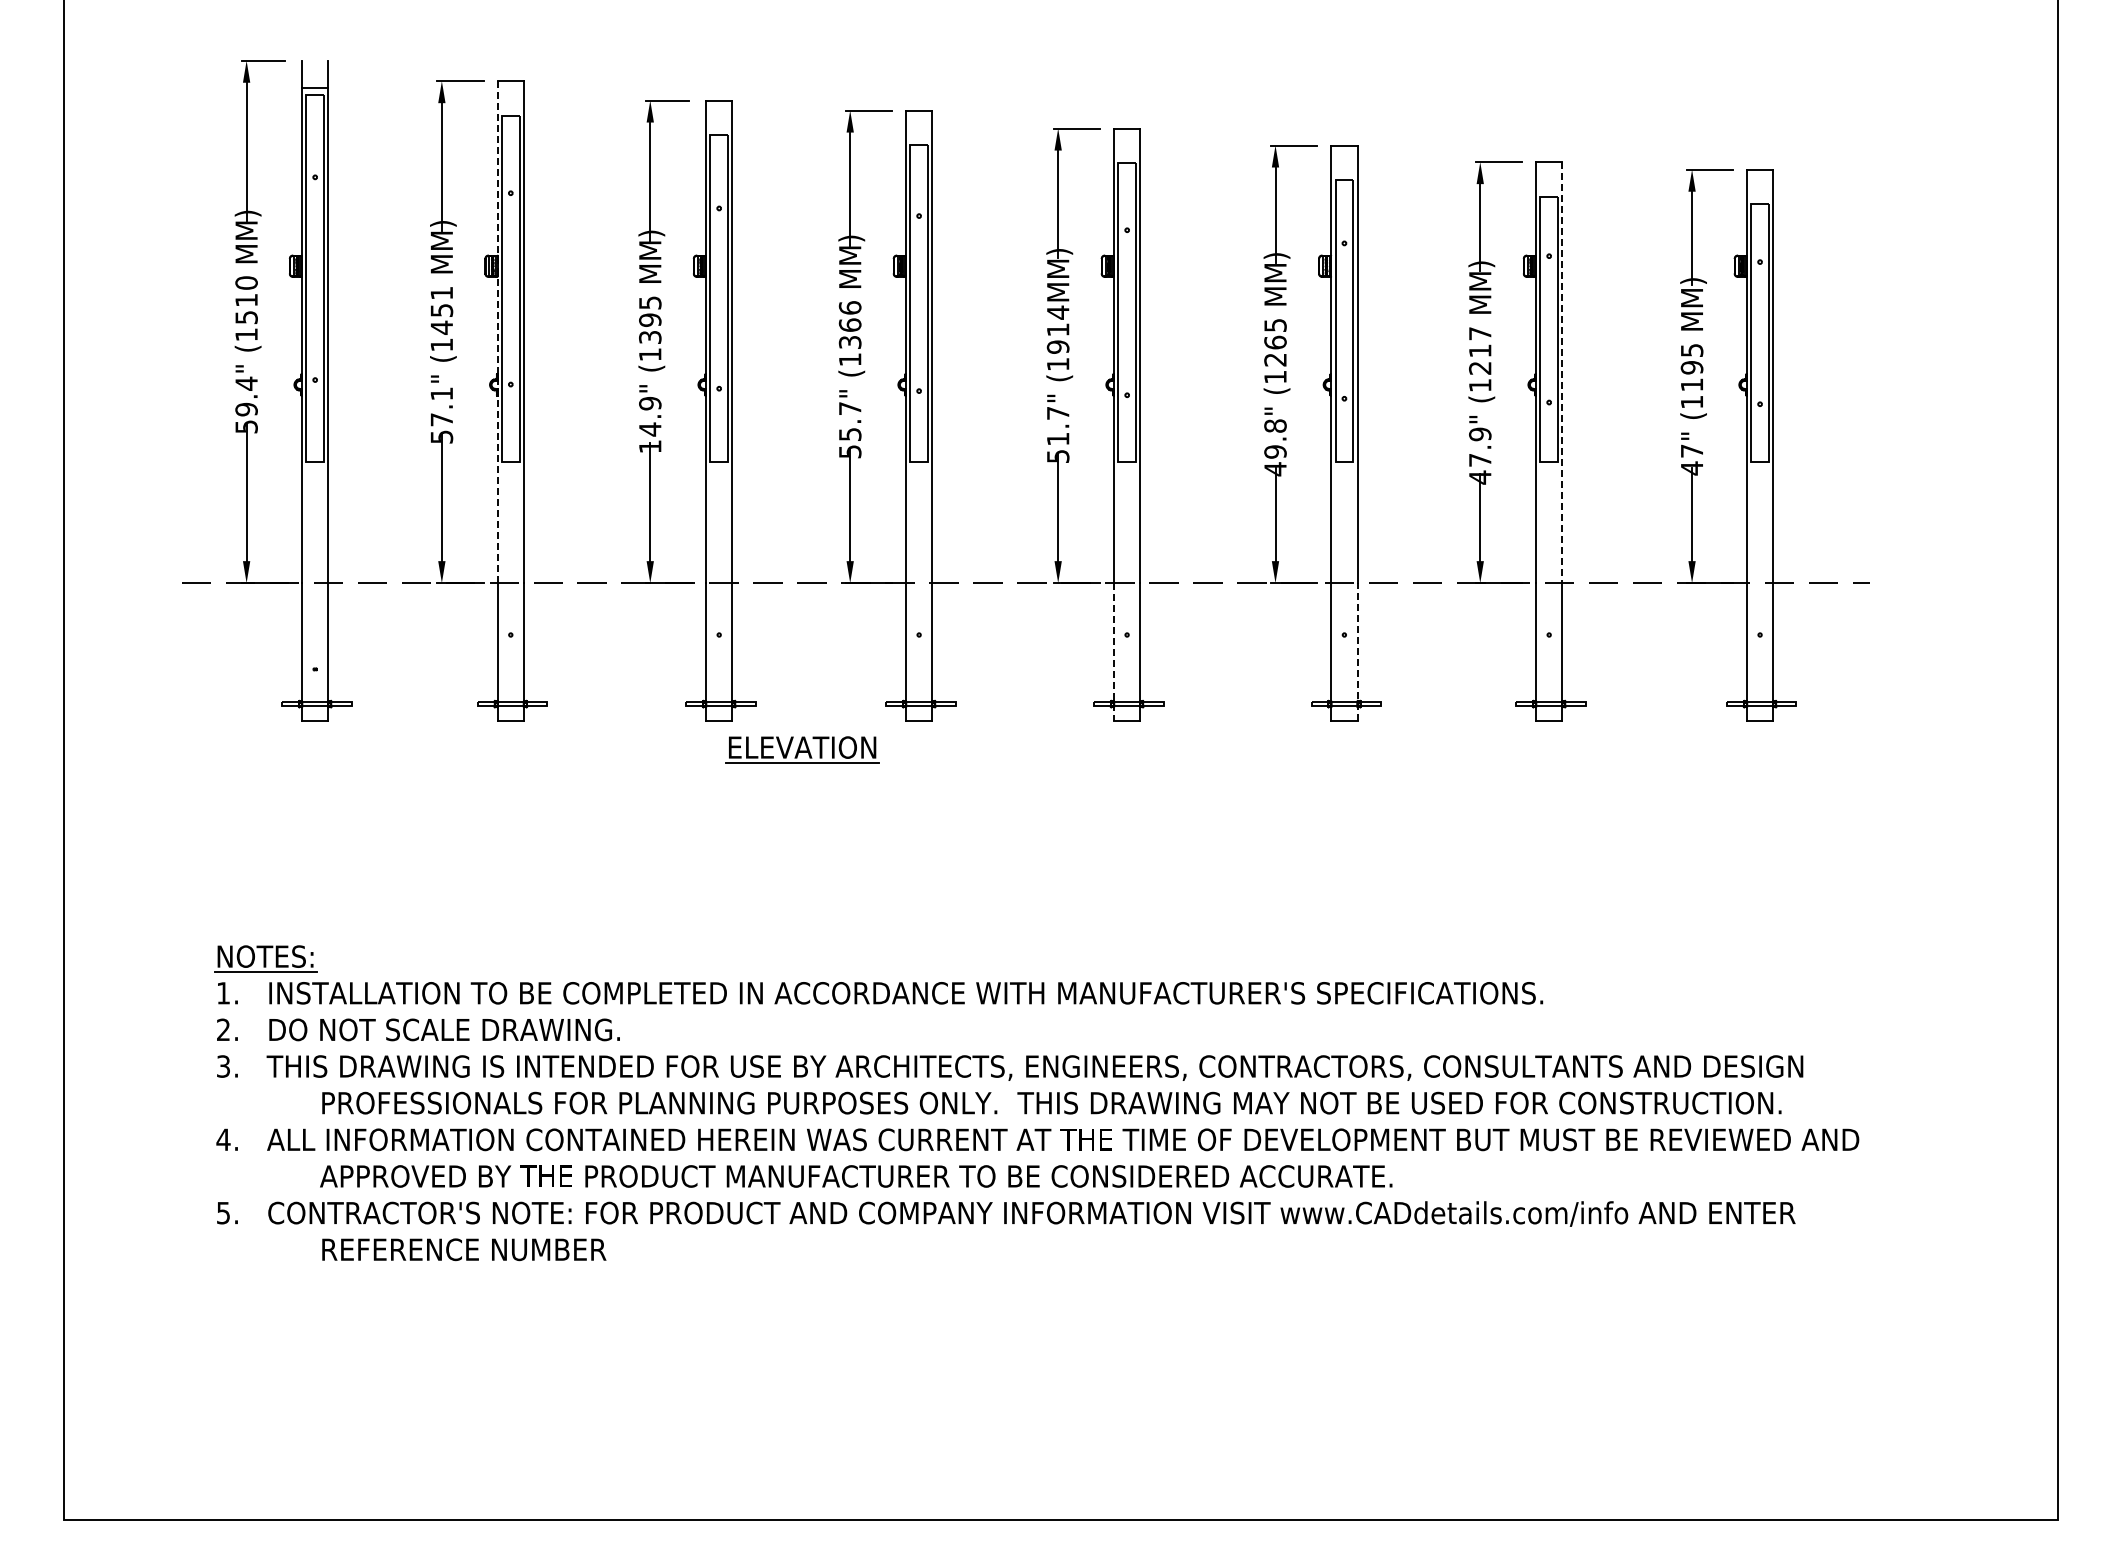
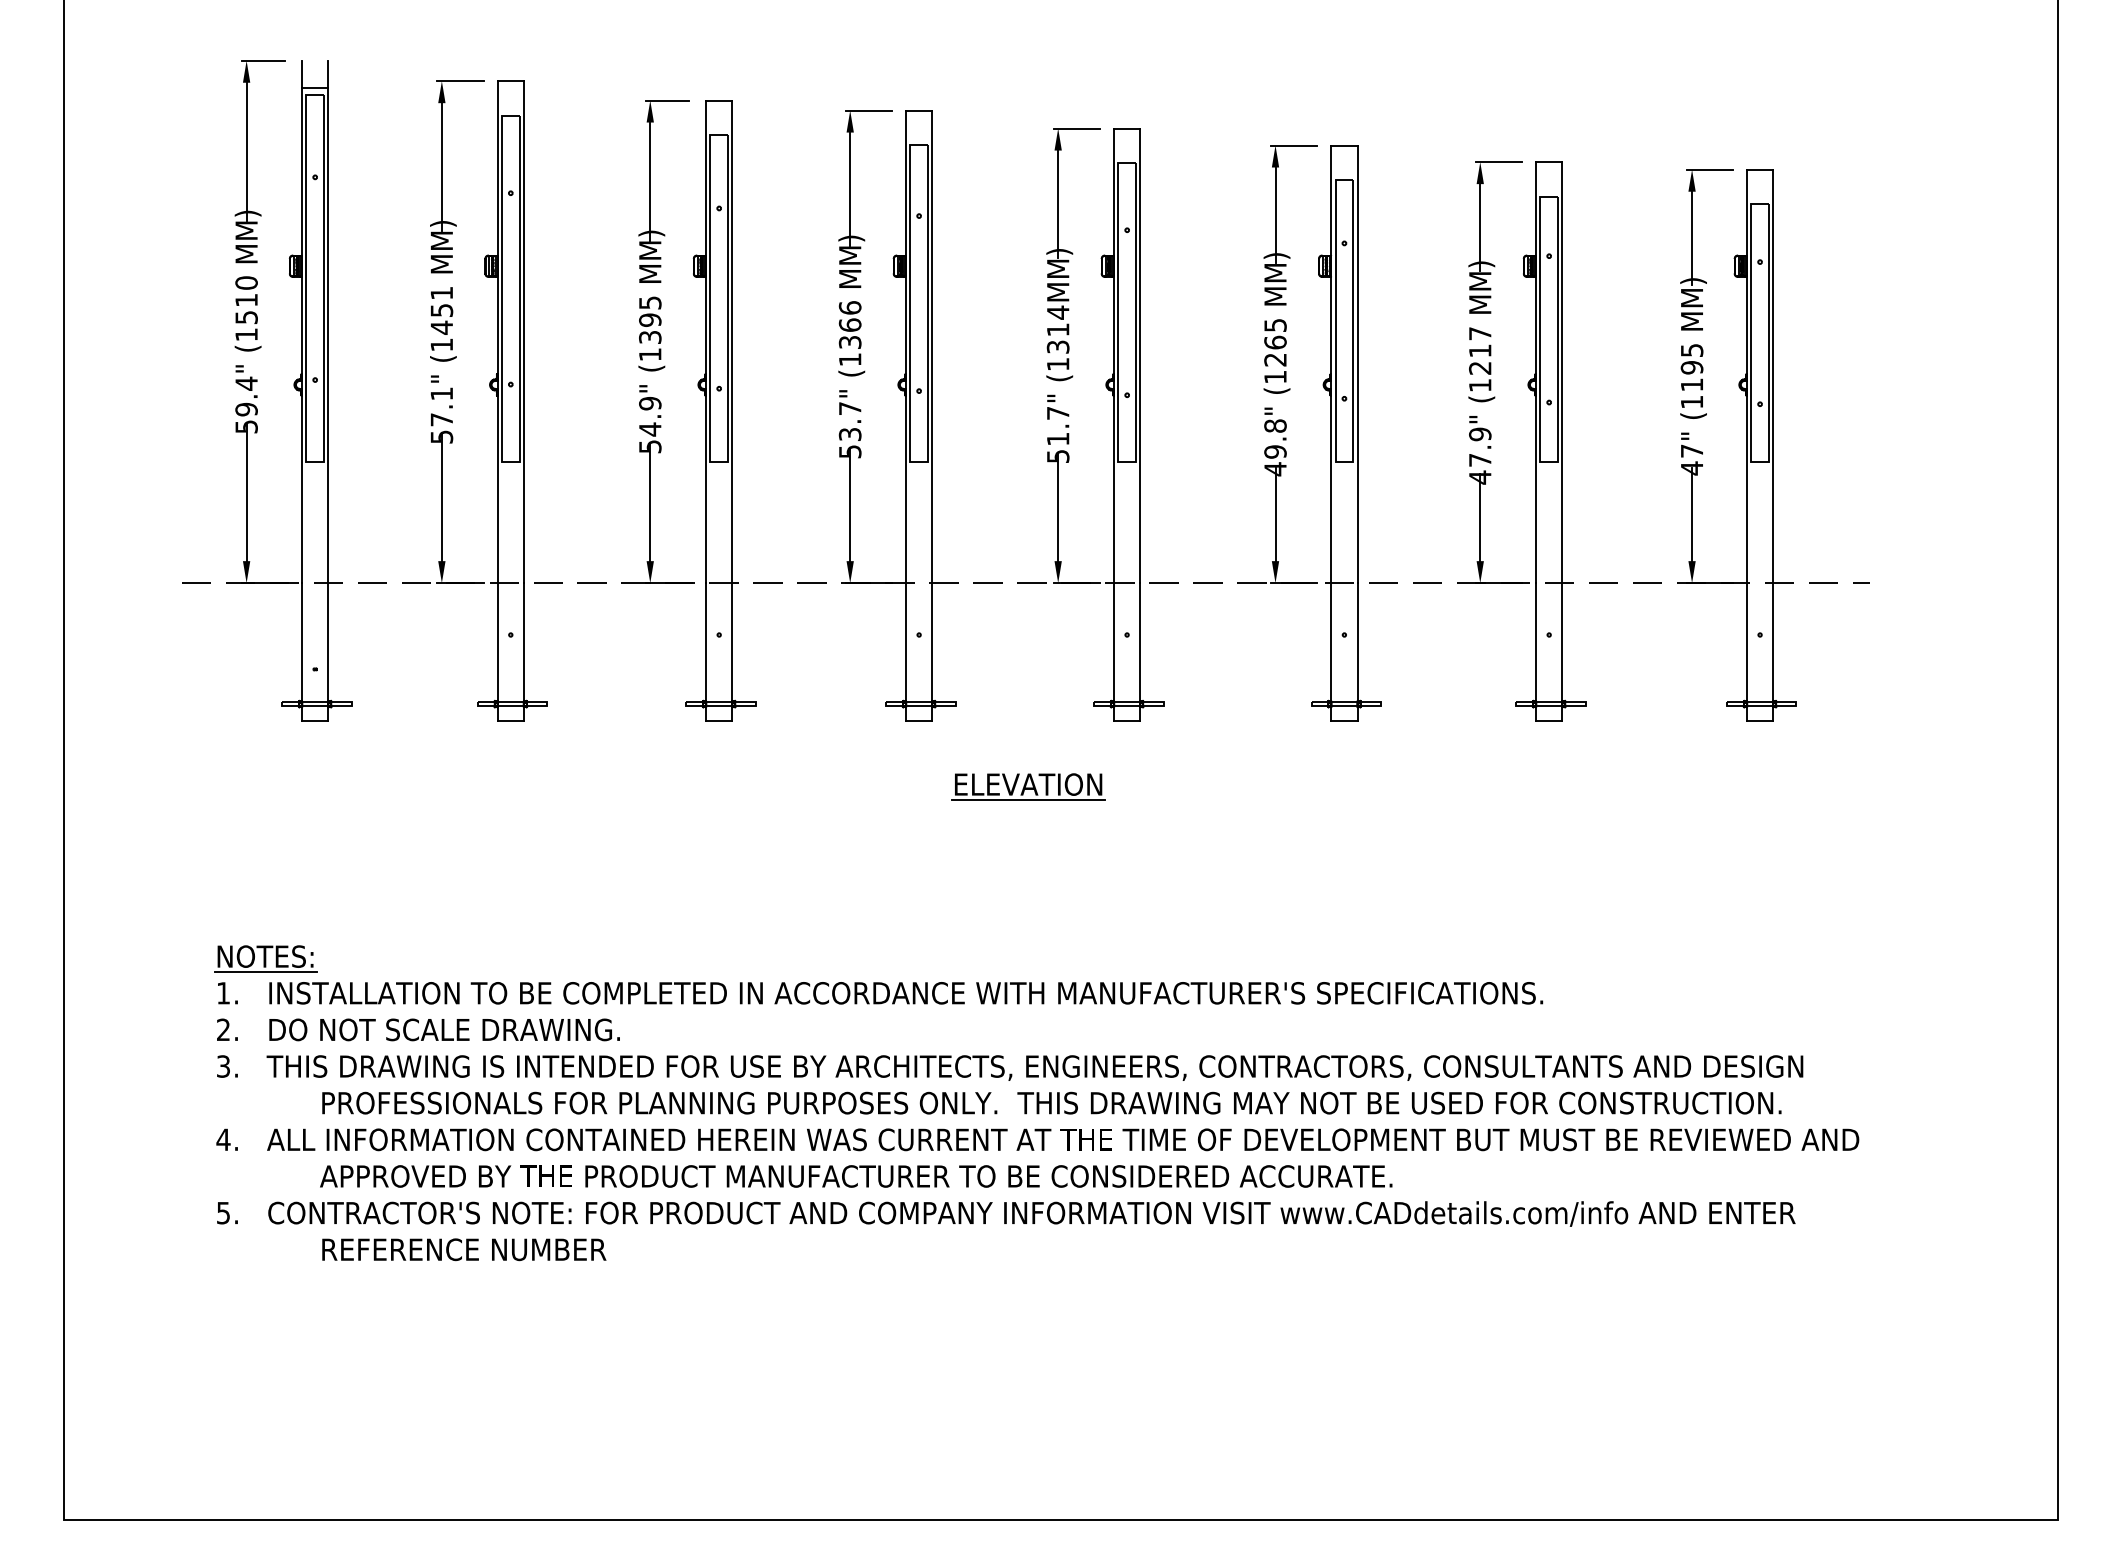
line: dashed -> solid (497, 332)
text: (1914MM) -> (1314MM) (1058, 346)
line: dashed -> solid (1562, 373)
text: 55.7" -> 53.7" (849, 434)
text: 14.9" -> 54.9" (650, 446)
line: dashed -> solid (1357, 651)
line: dashed -> solid (1113, 652)
part position: (802, 749) -> (1028, 786) (1028, 786)
